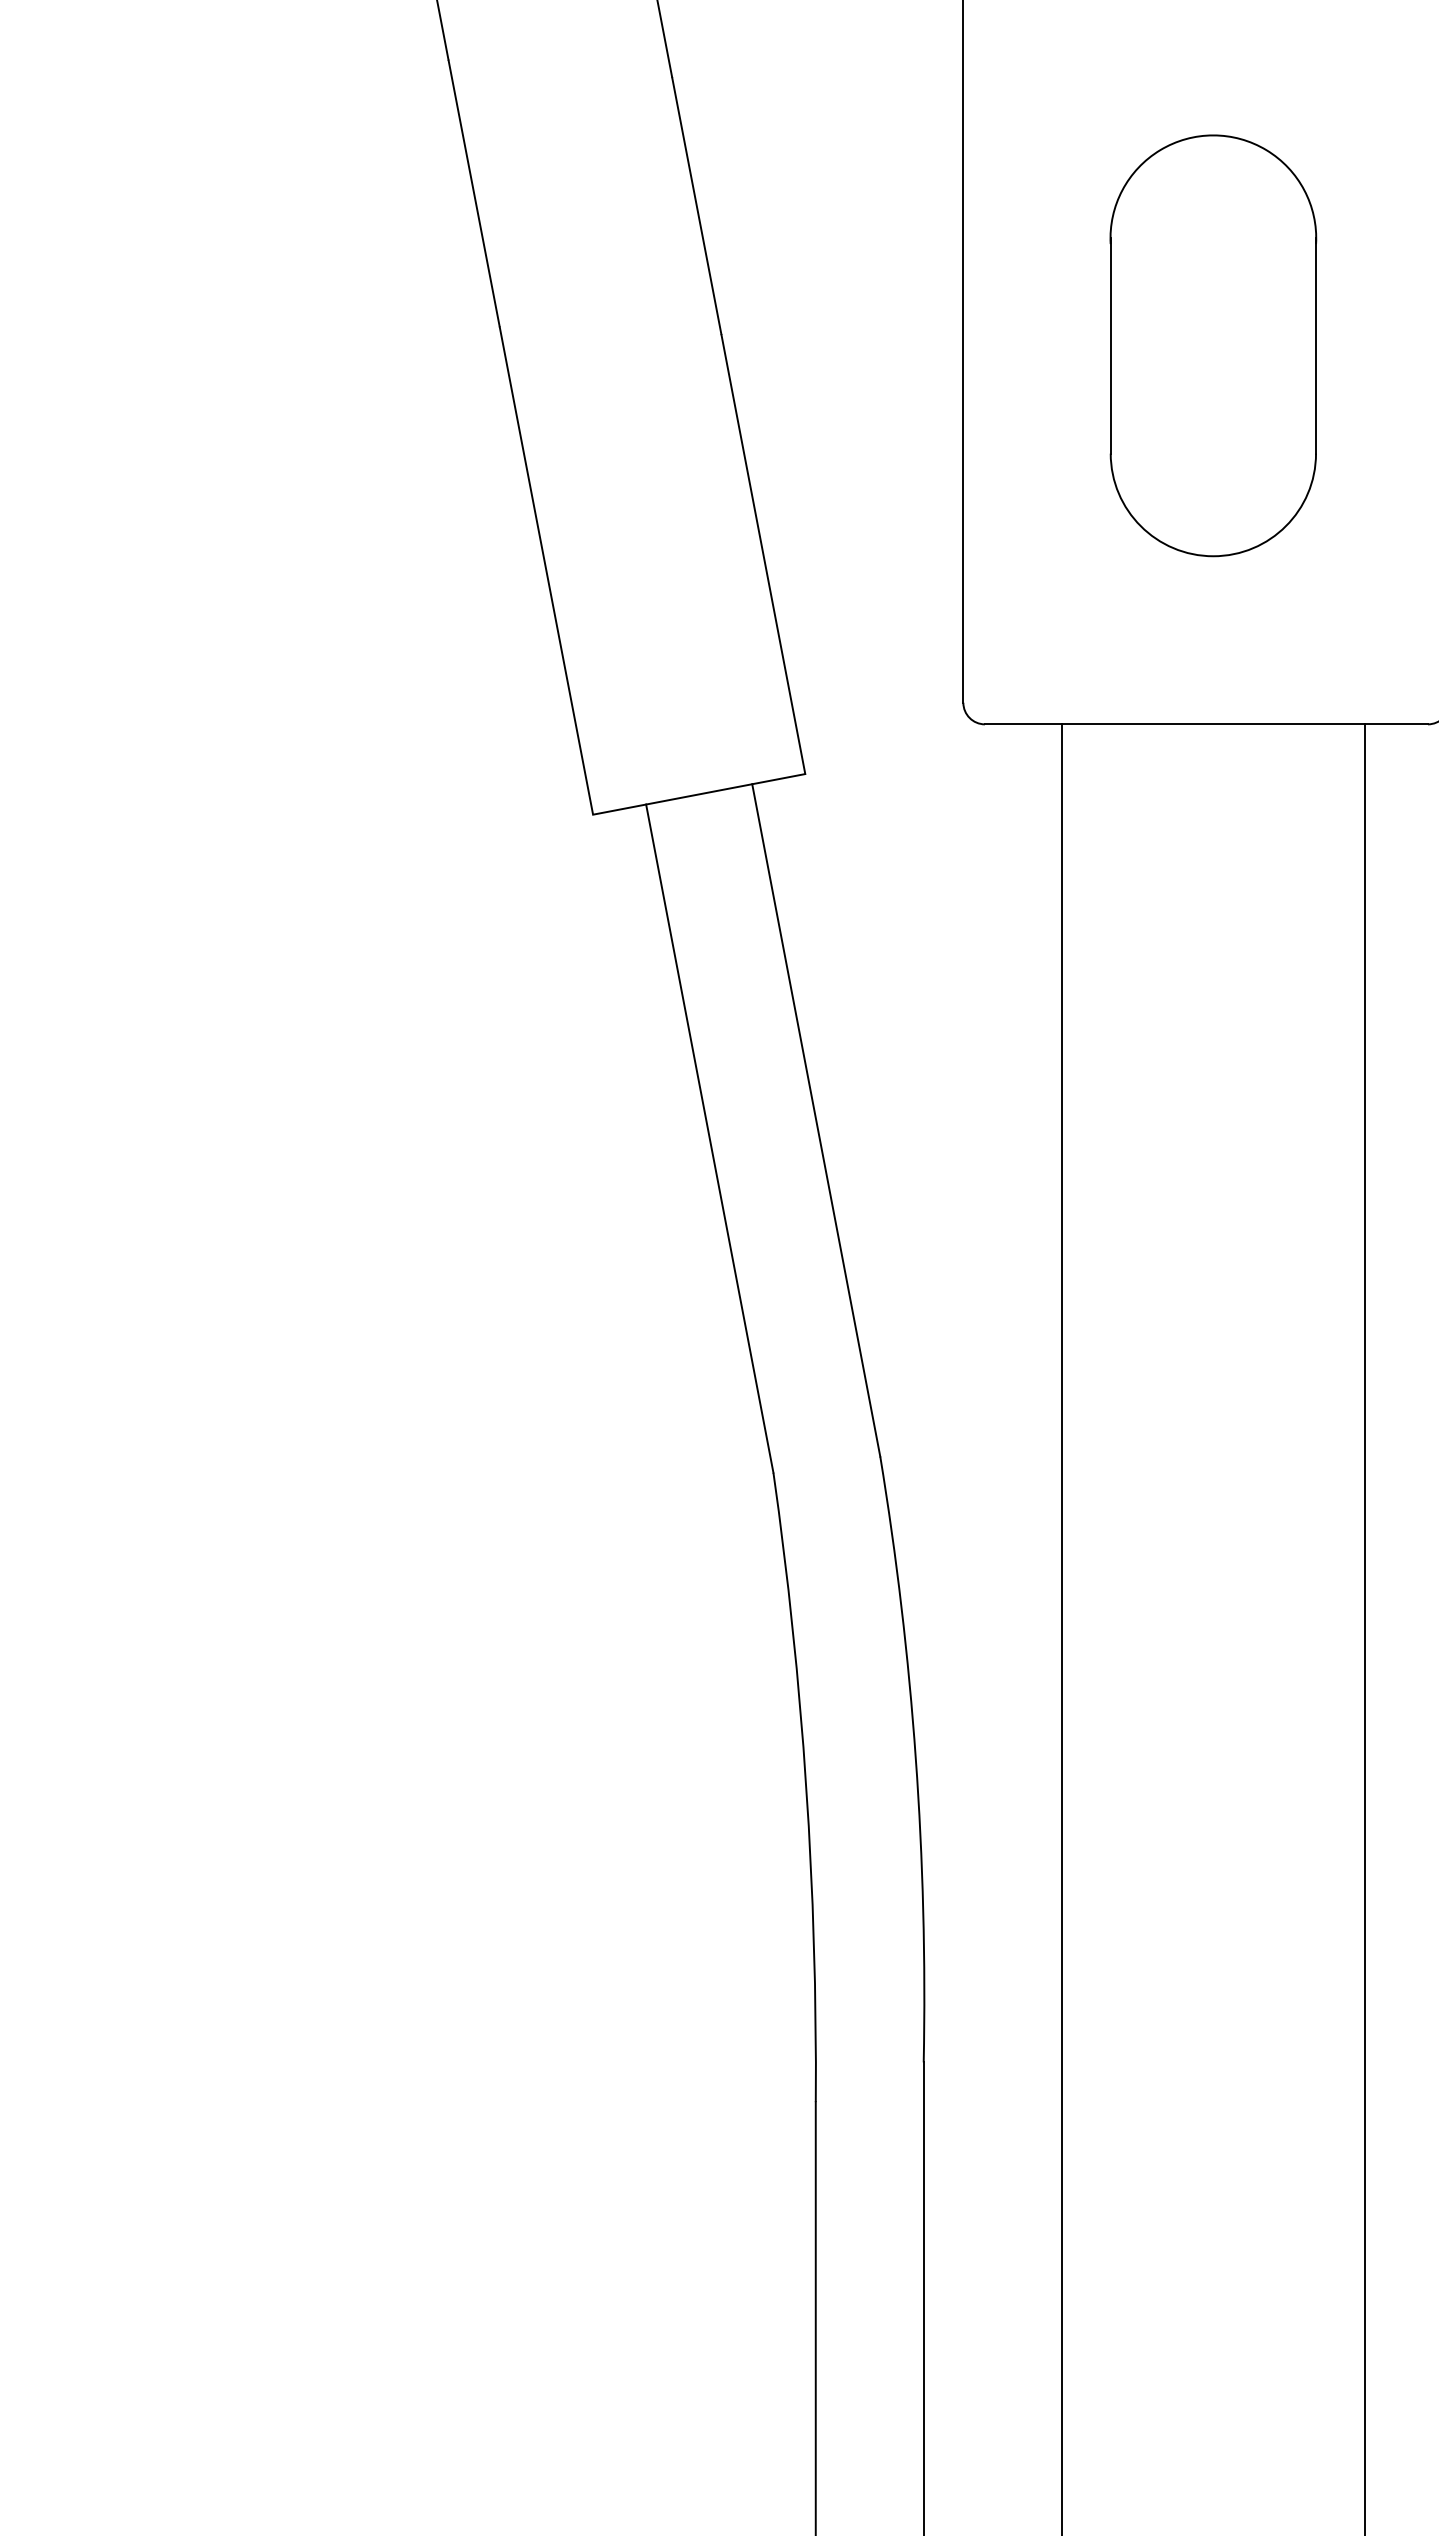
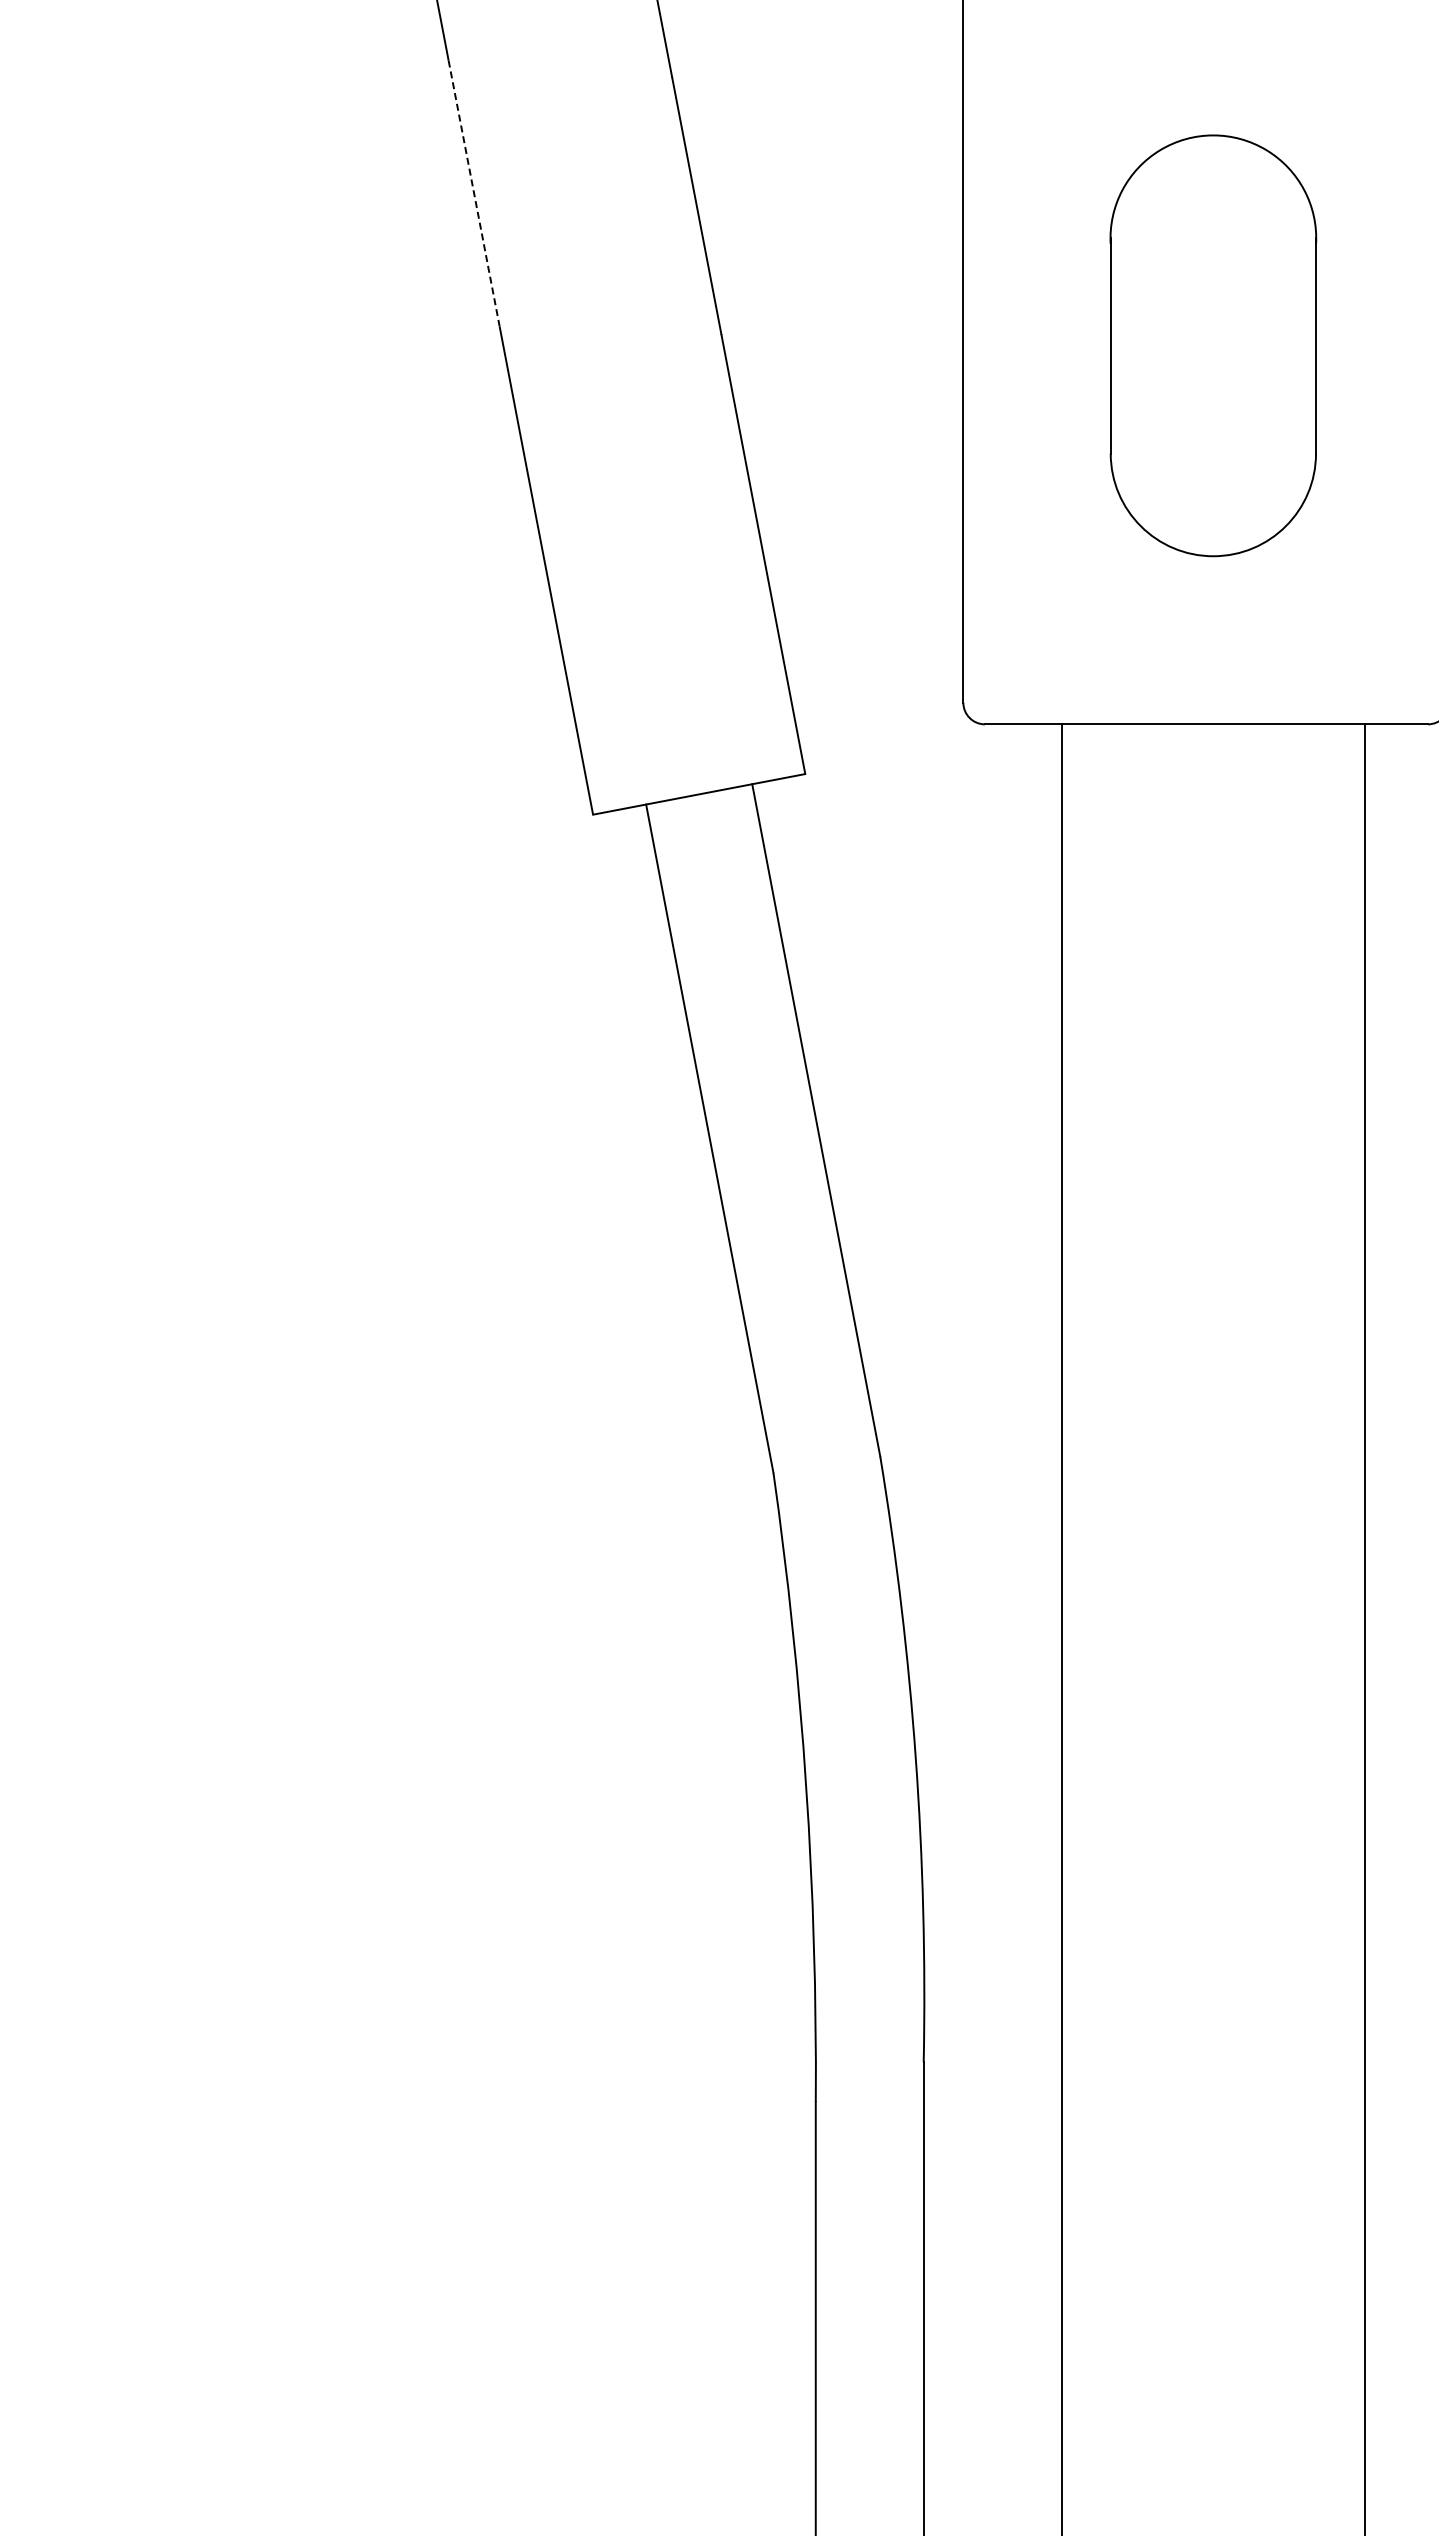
line: solid -> dashed (474, 194)
